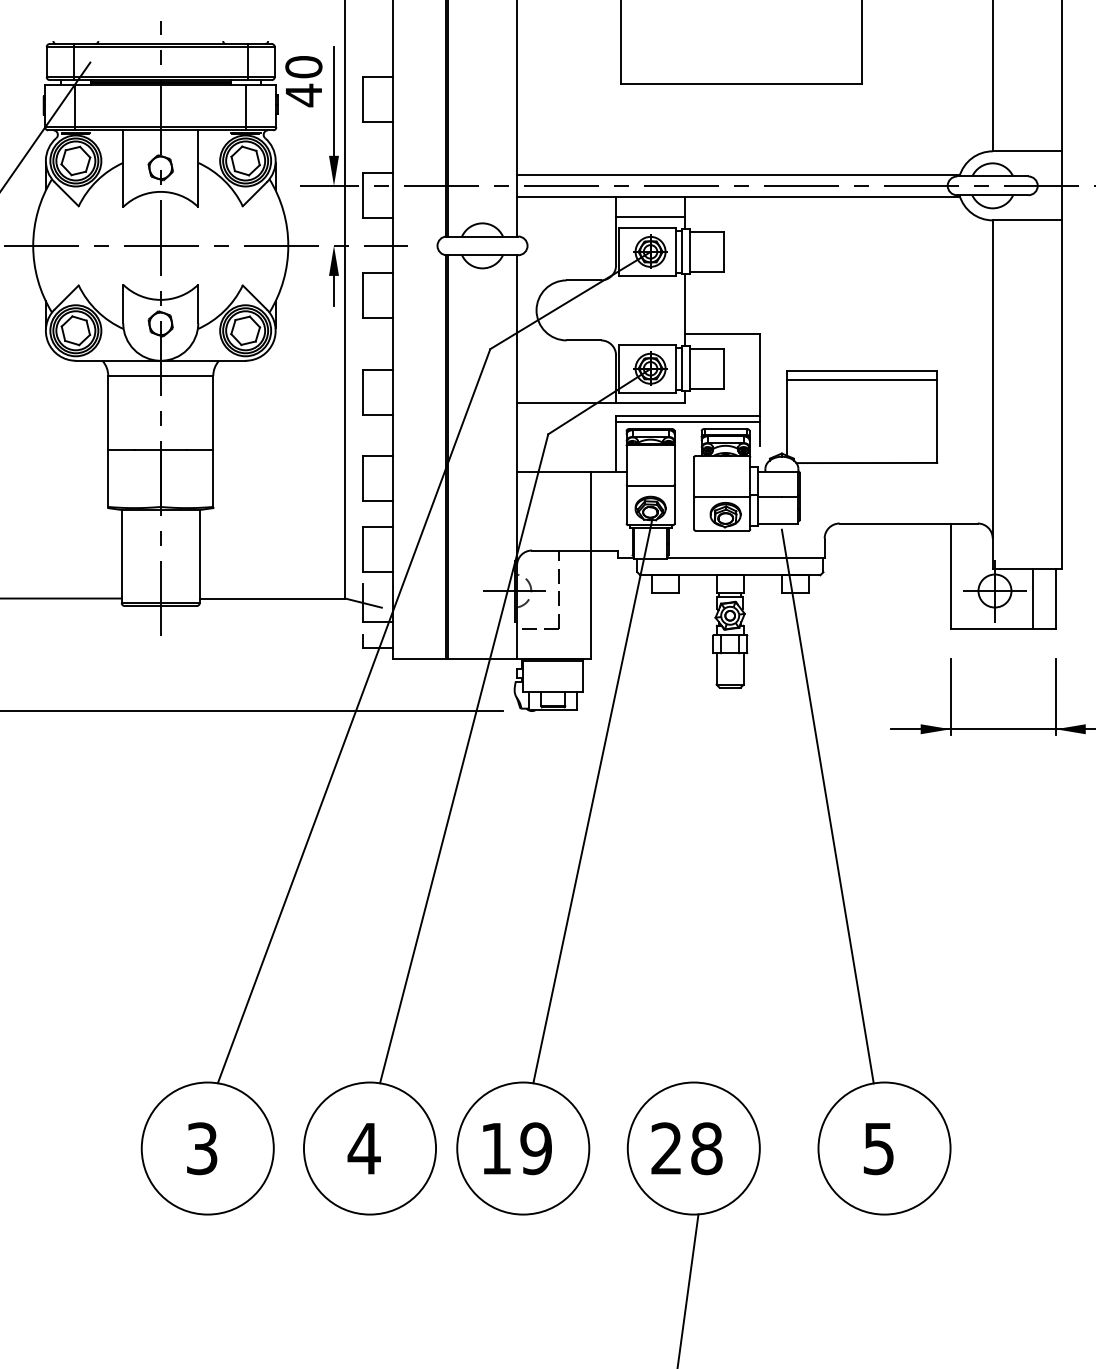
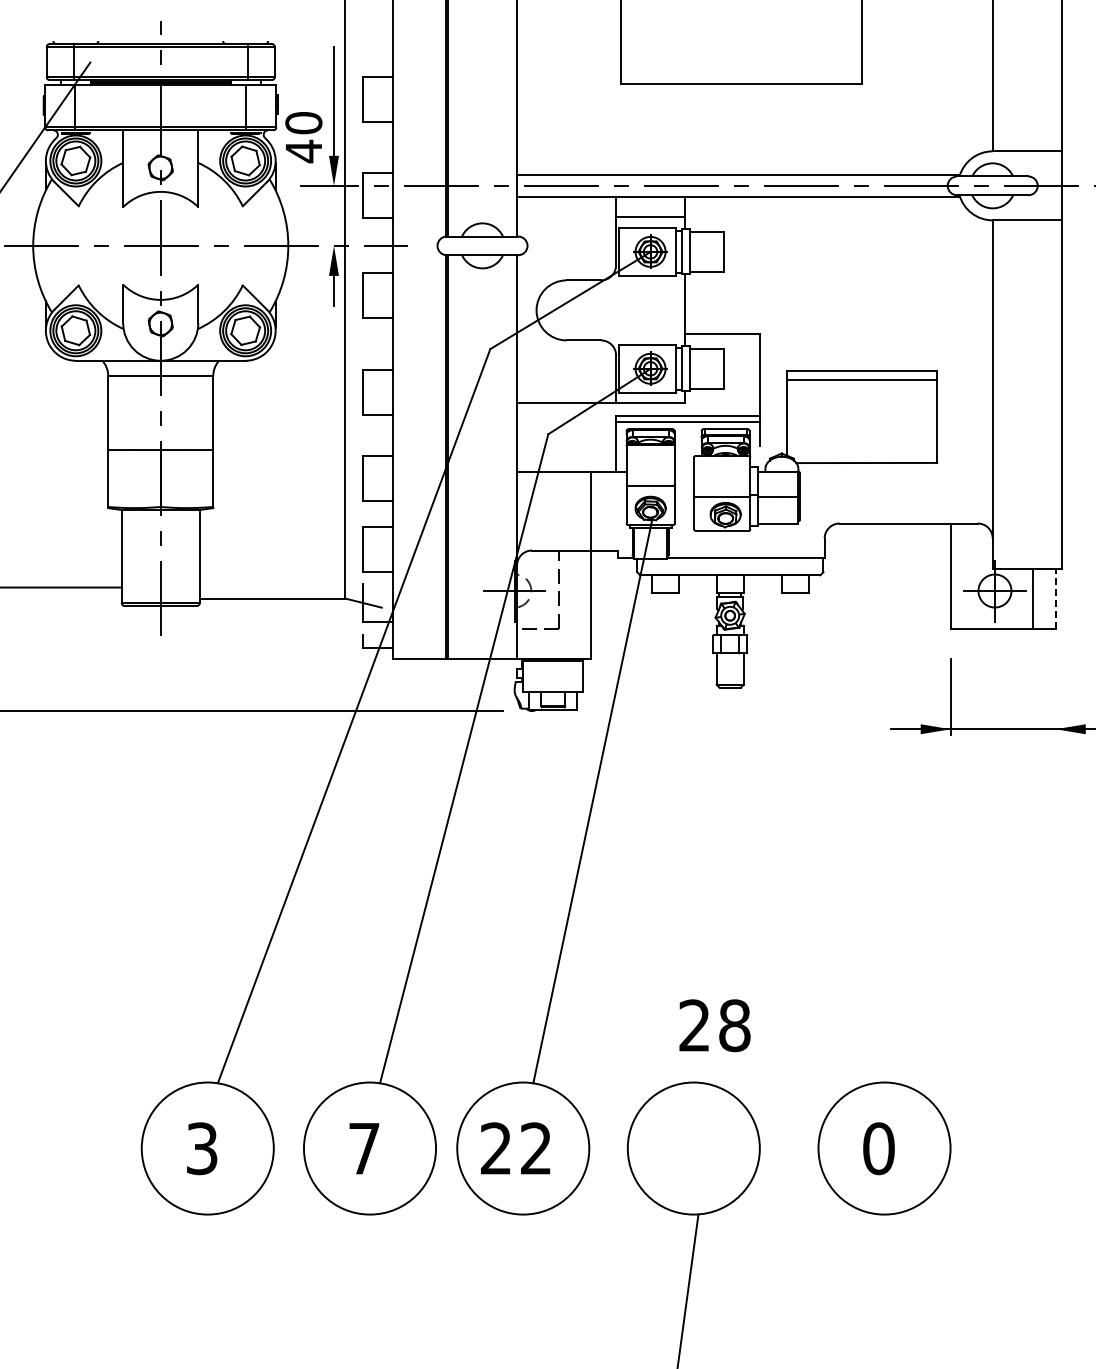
text position: (303, 81) -> (303, 137) (303, 137)
line position: (61, 598) -> (61, 587) (61, 587)
line: solid -> dashed (1055, 598)
line: present -> none (1055, 696)
line: present -> none (827, 806)
text: 4 -> 7 (363, 1148)
text: 19 -> 22 (516, 1148)
text position: (686, 1148) -> (714, 1025) (714, 1025)
text: 5 -> 0 (878, 1148)
